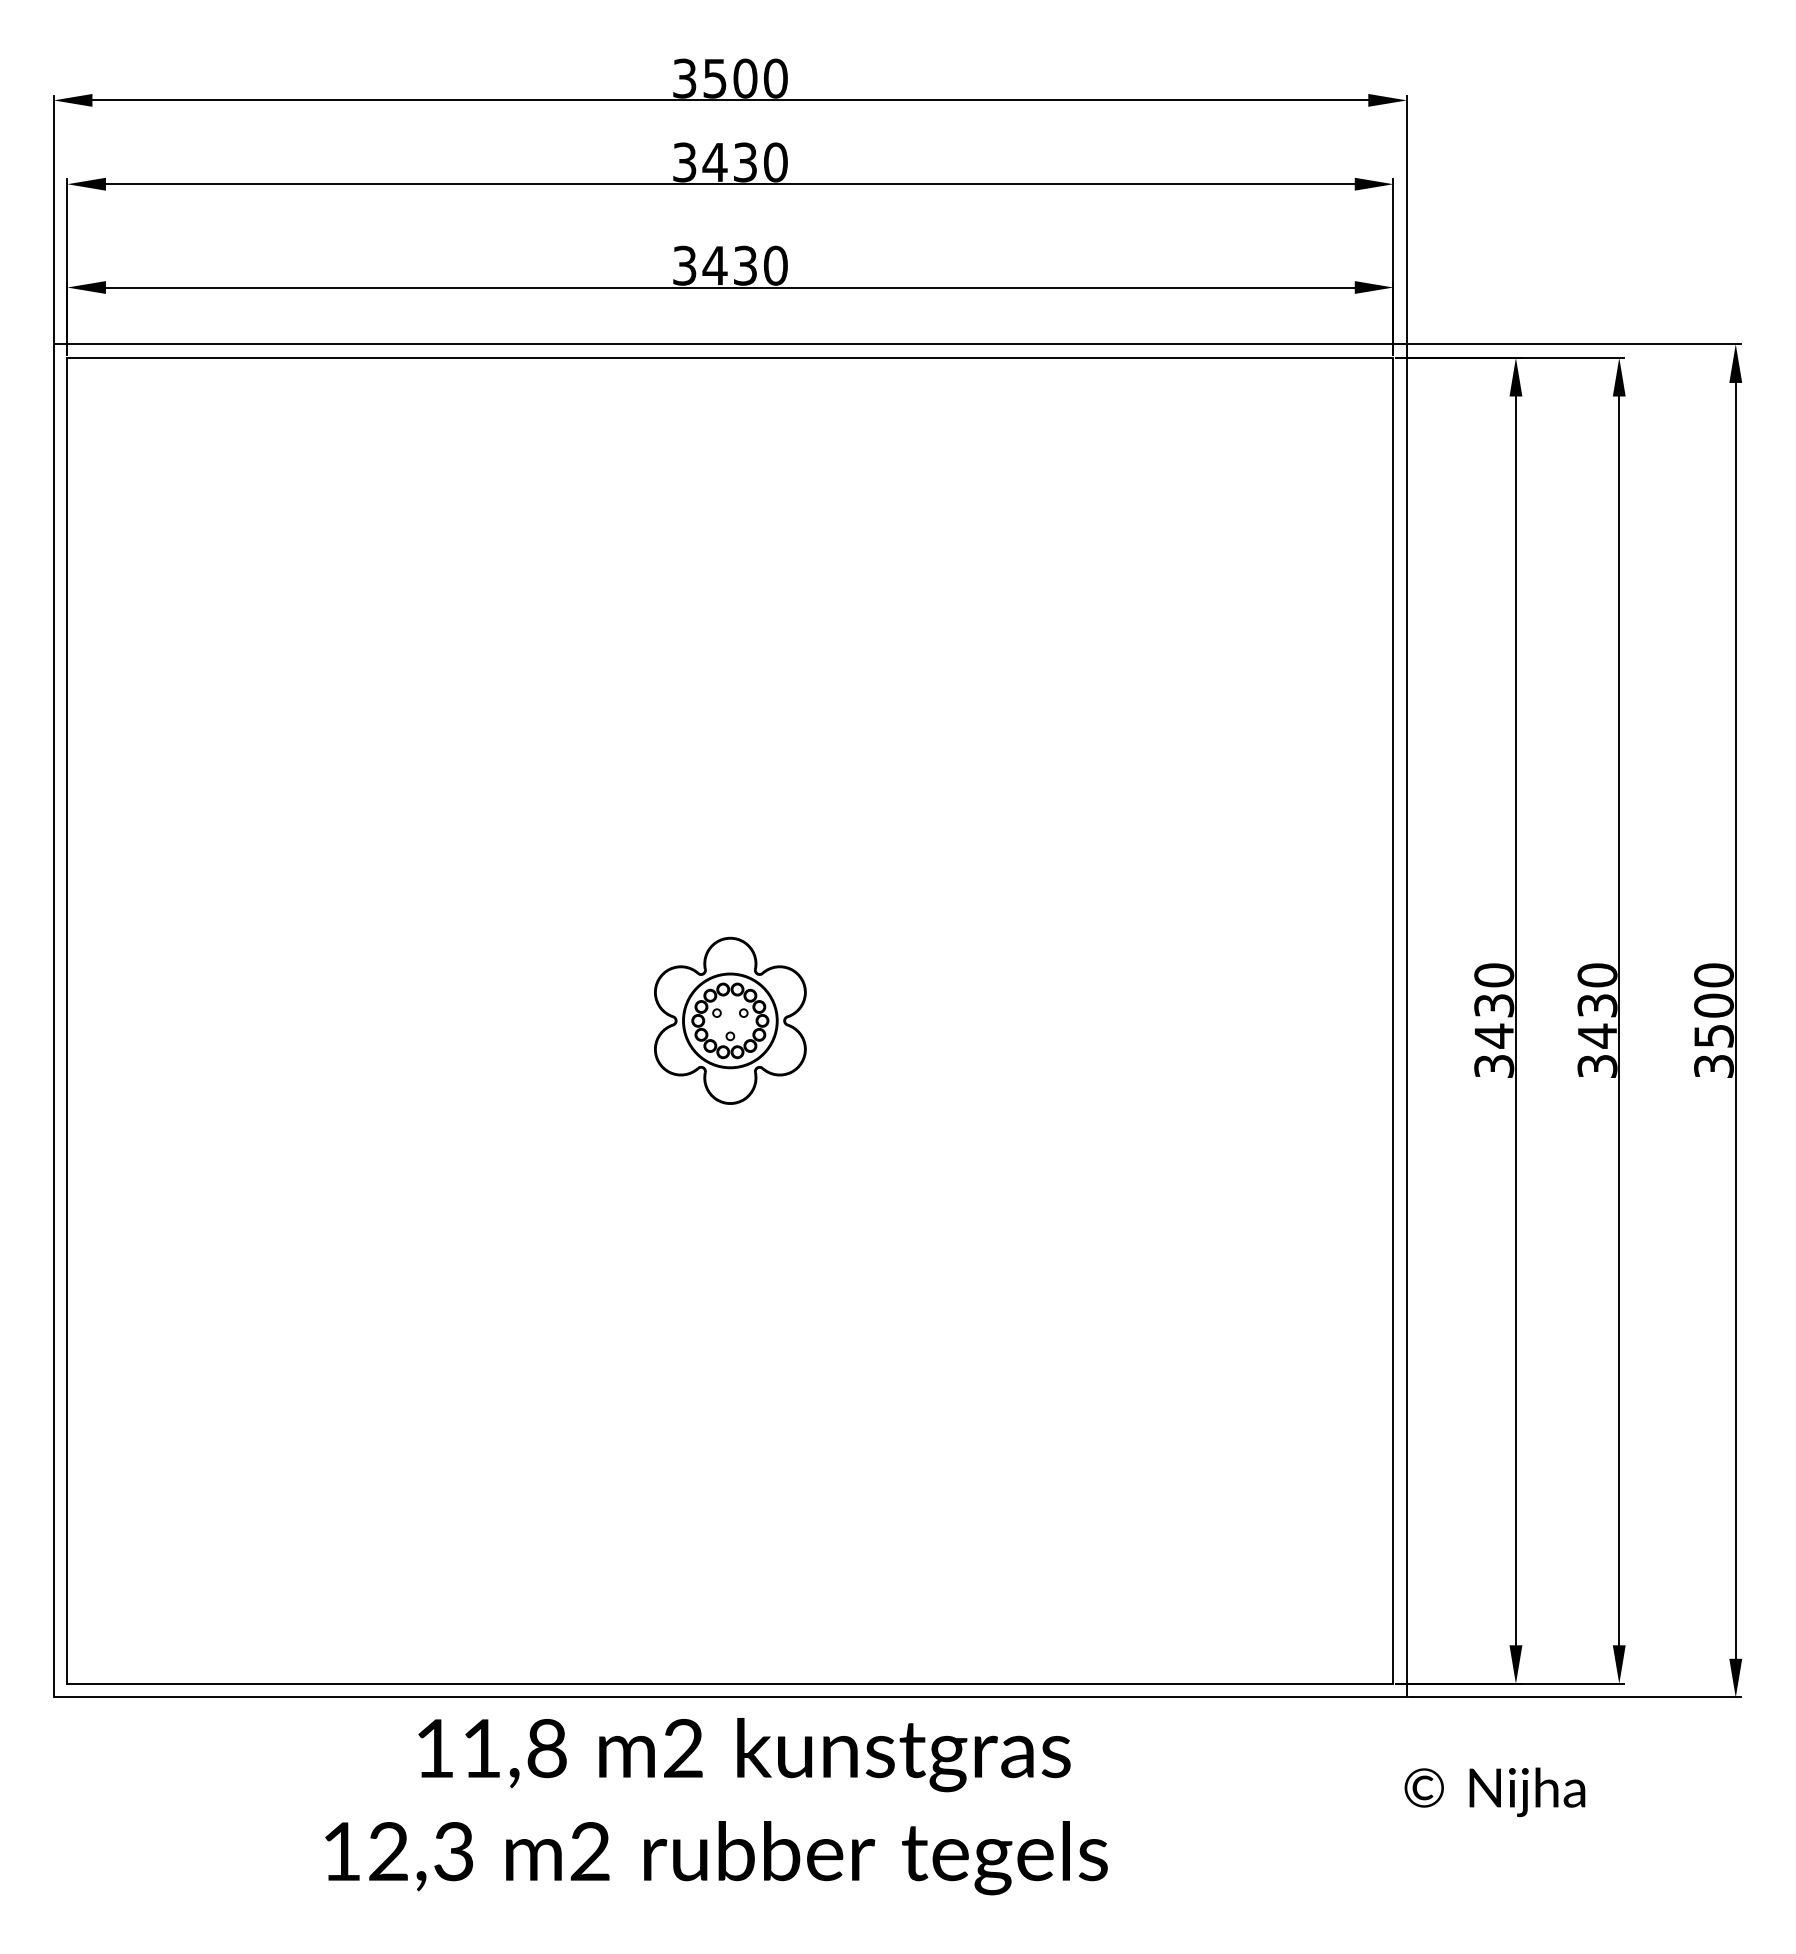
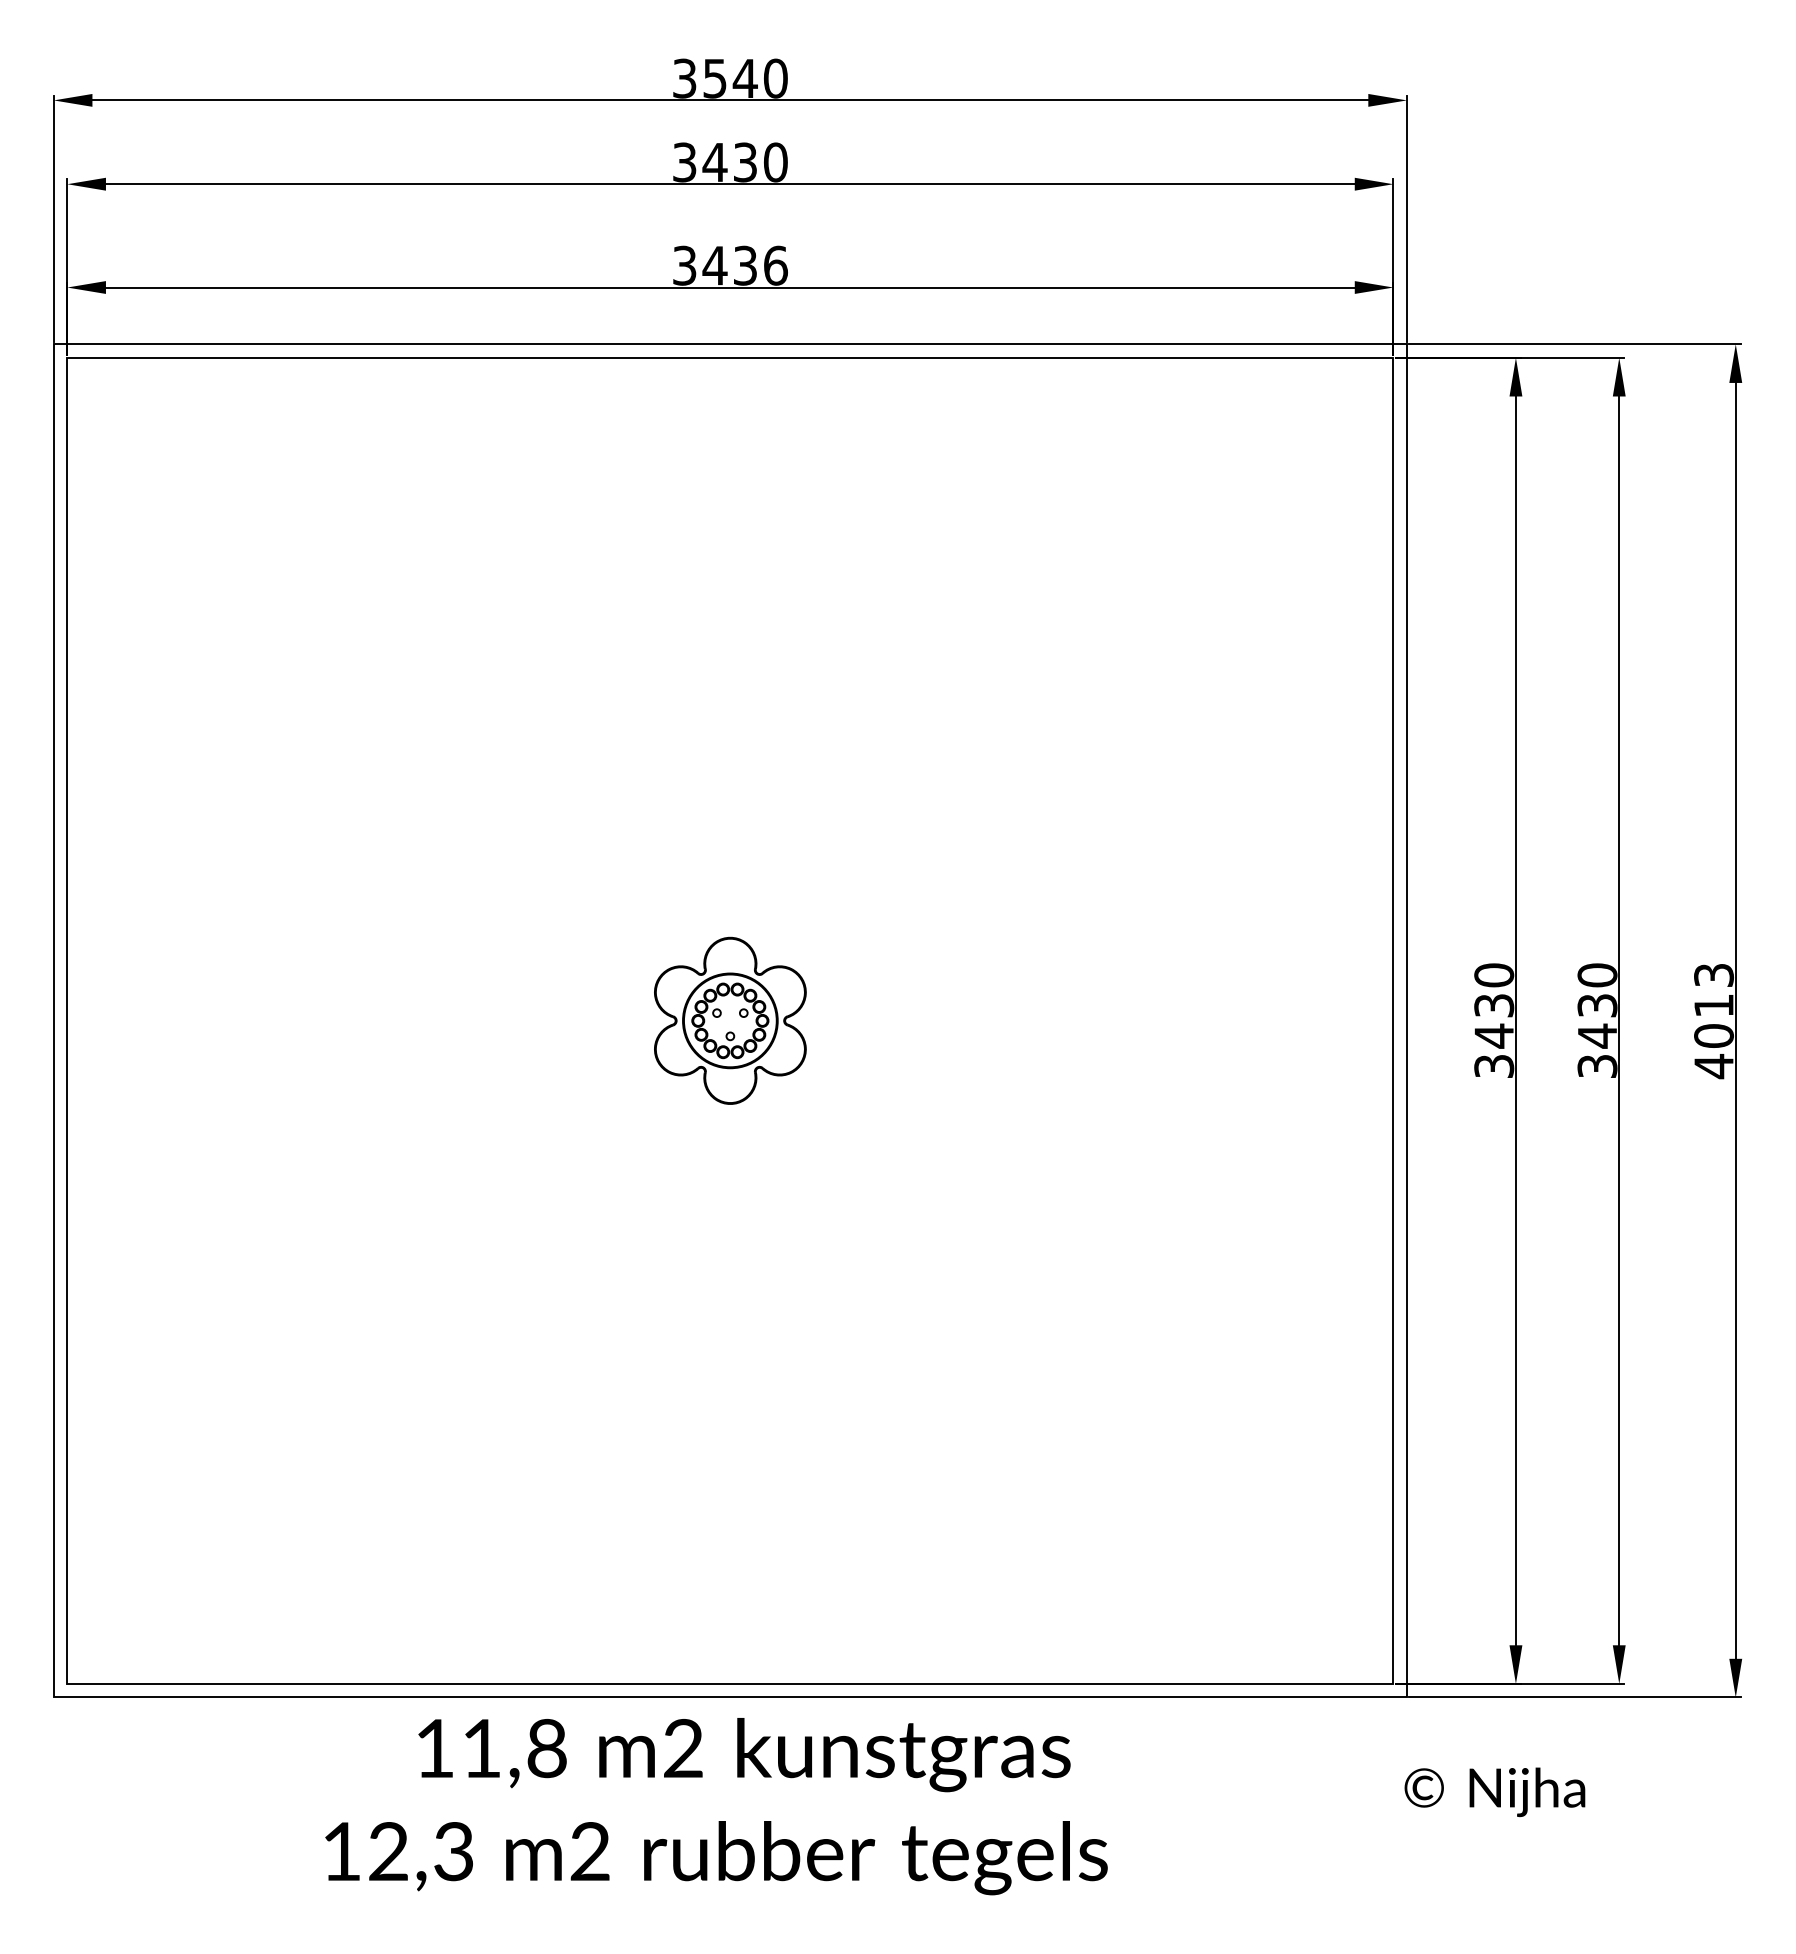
text: 3500 -> 3540 (744, 78)
text: 3430 -> 3436 (775, 265)
text: 3500 -> 4013 (1713, 1021)
